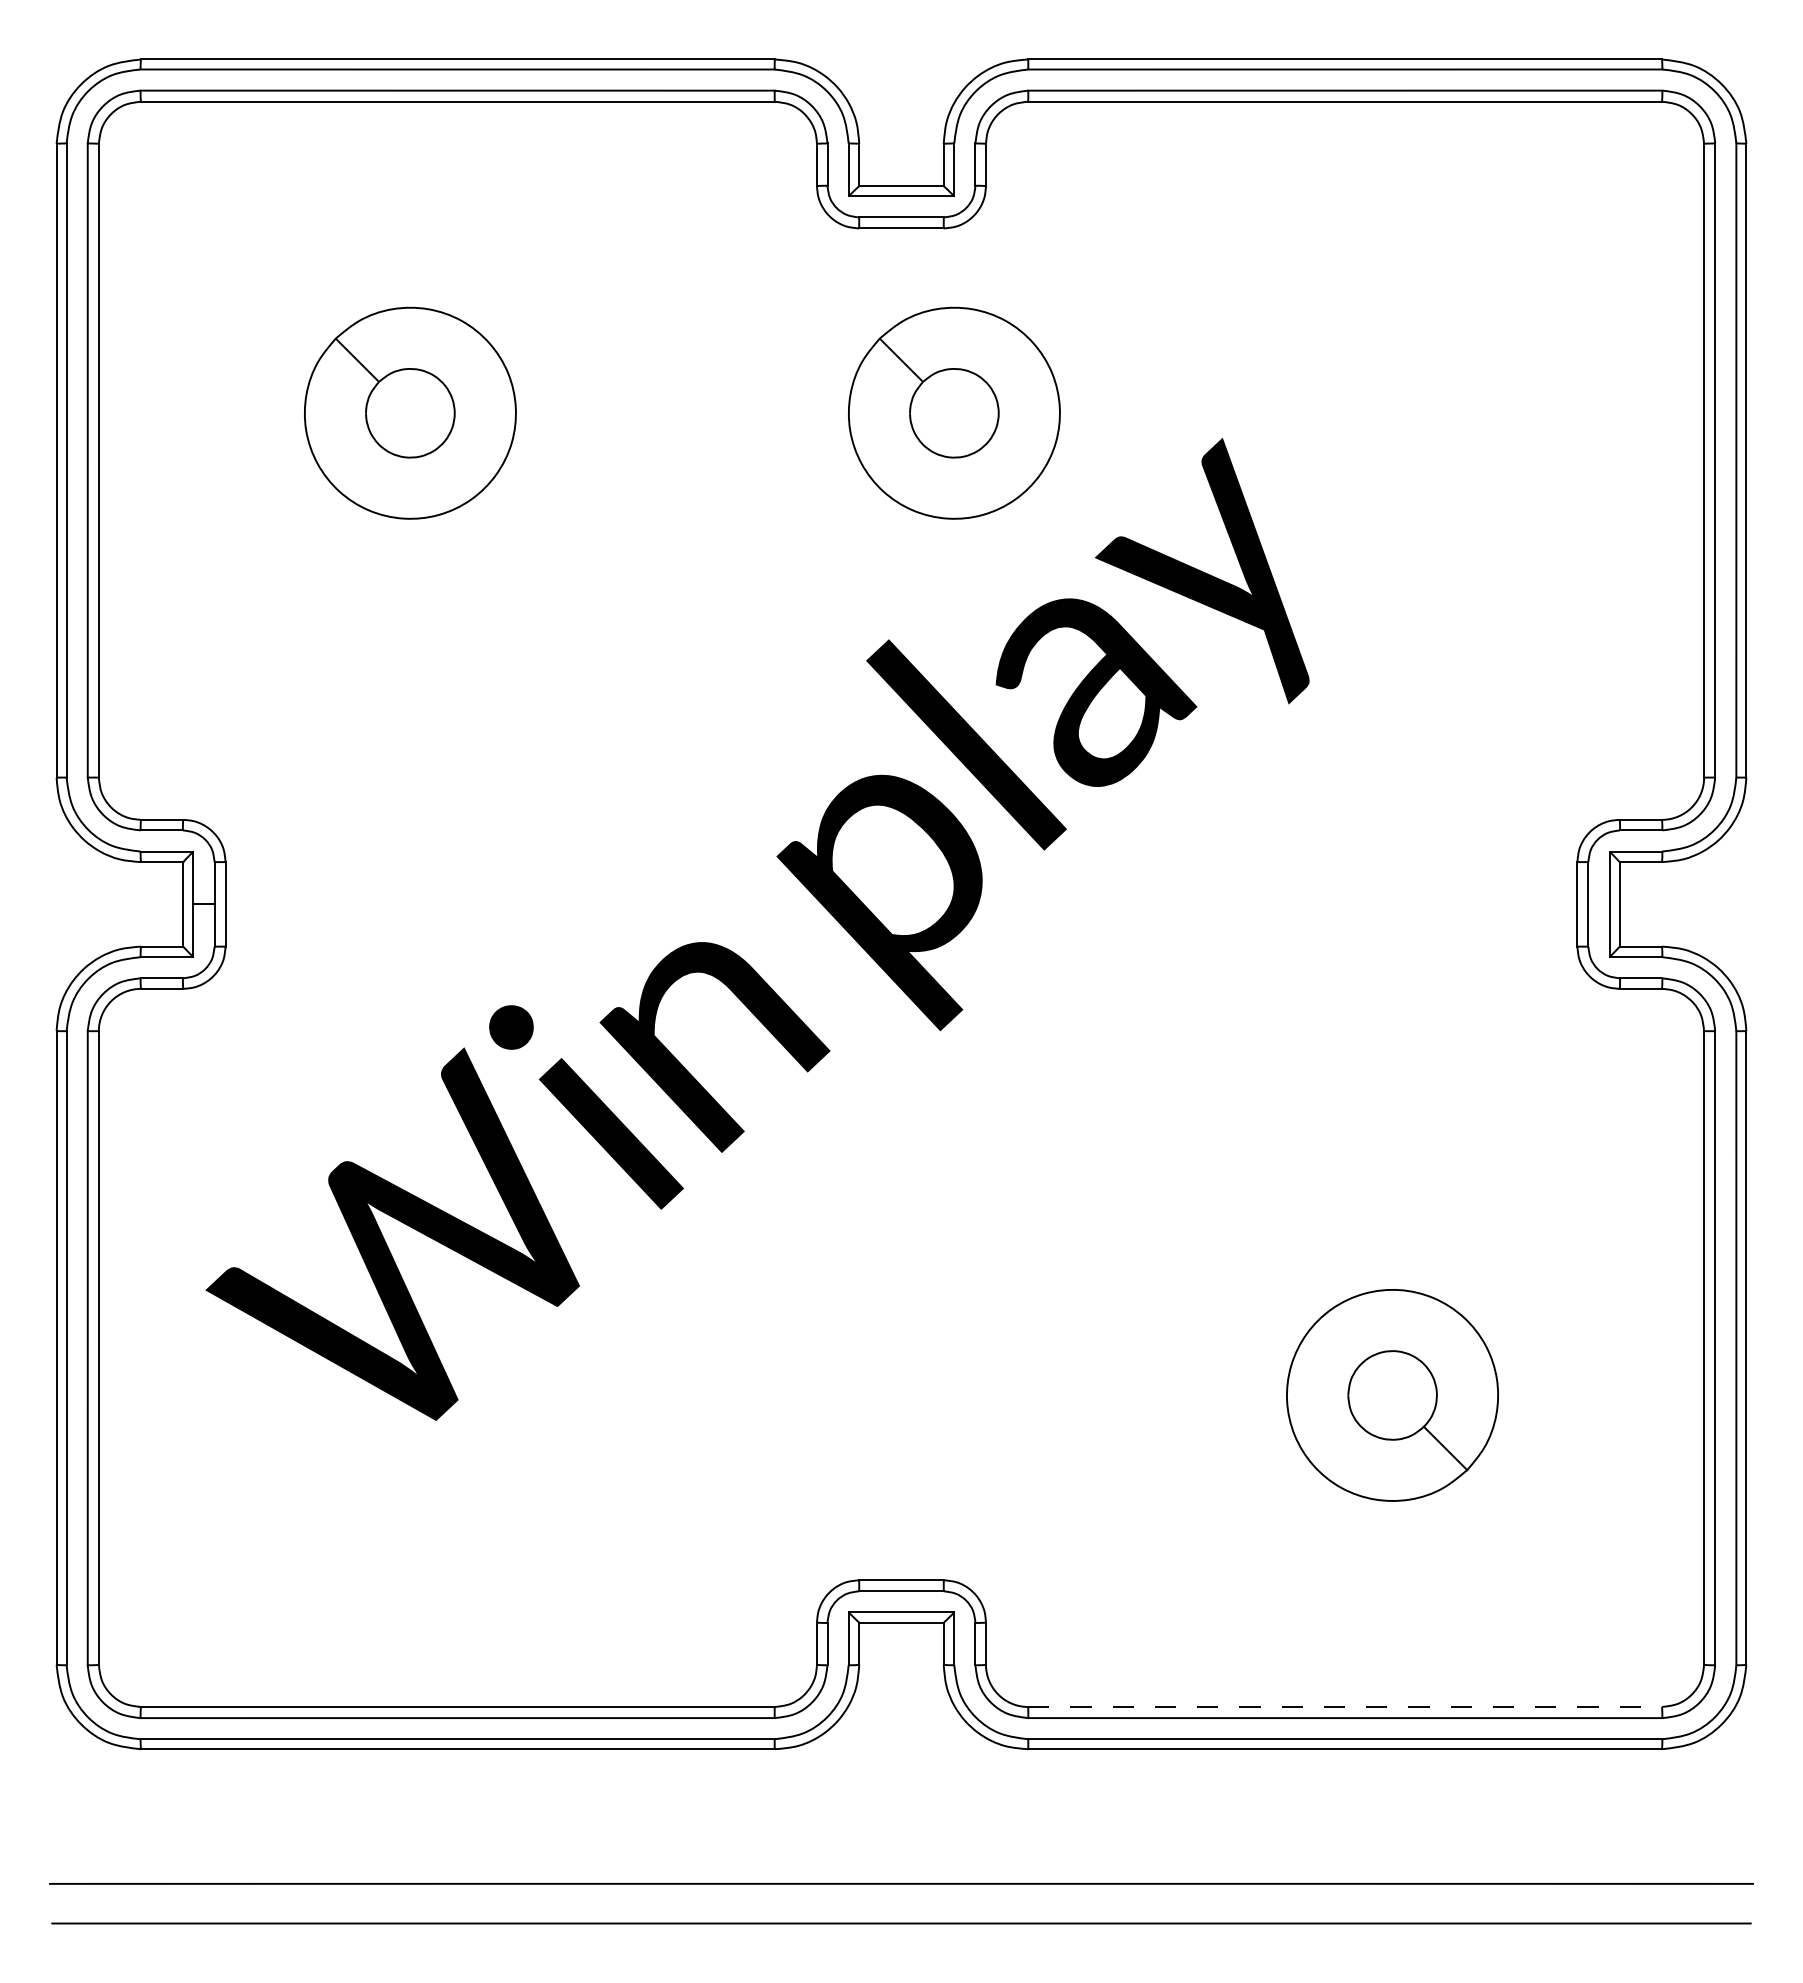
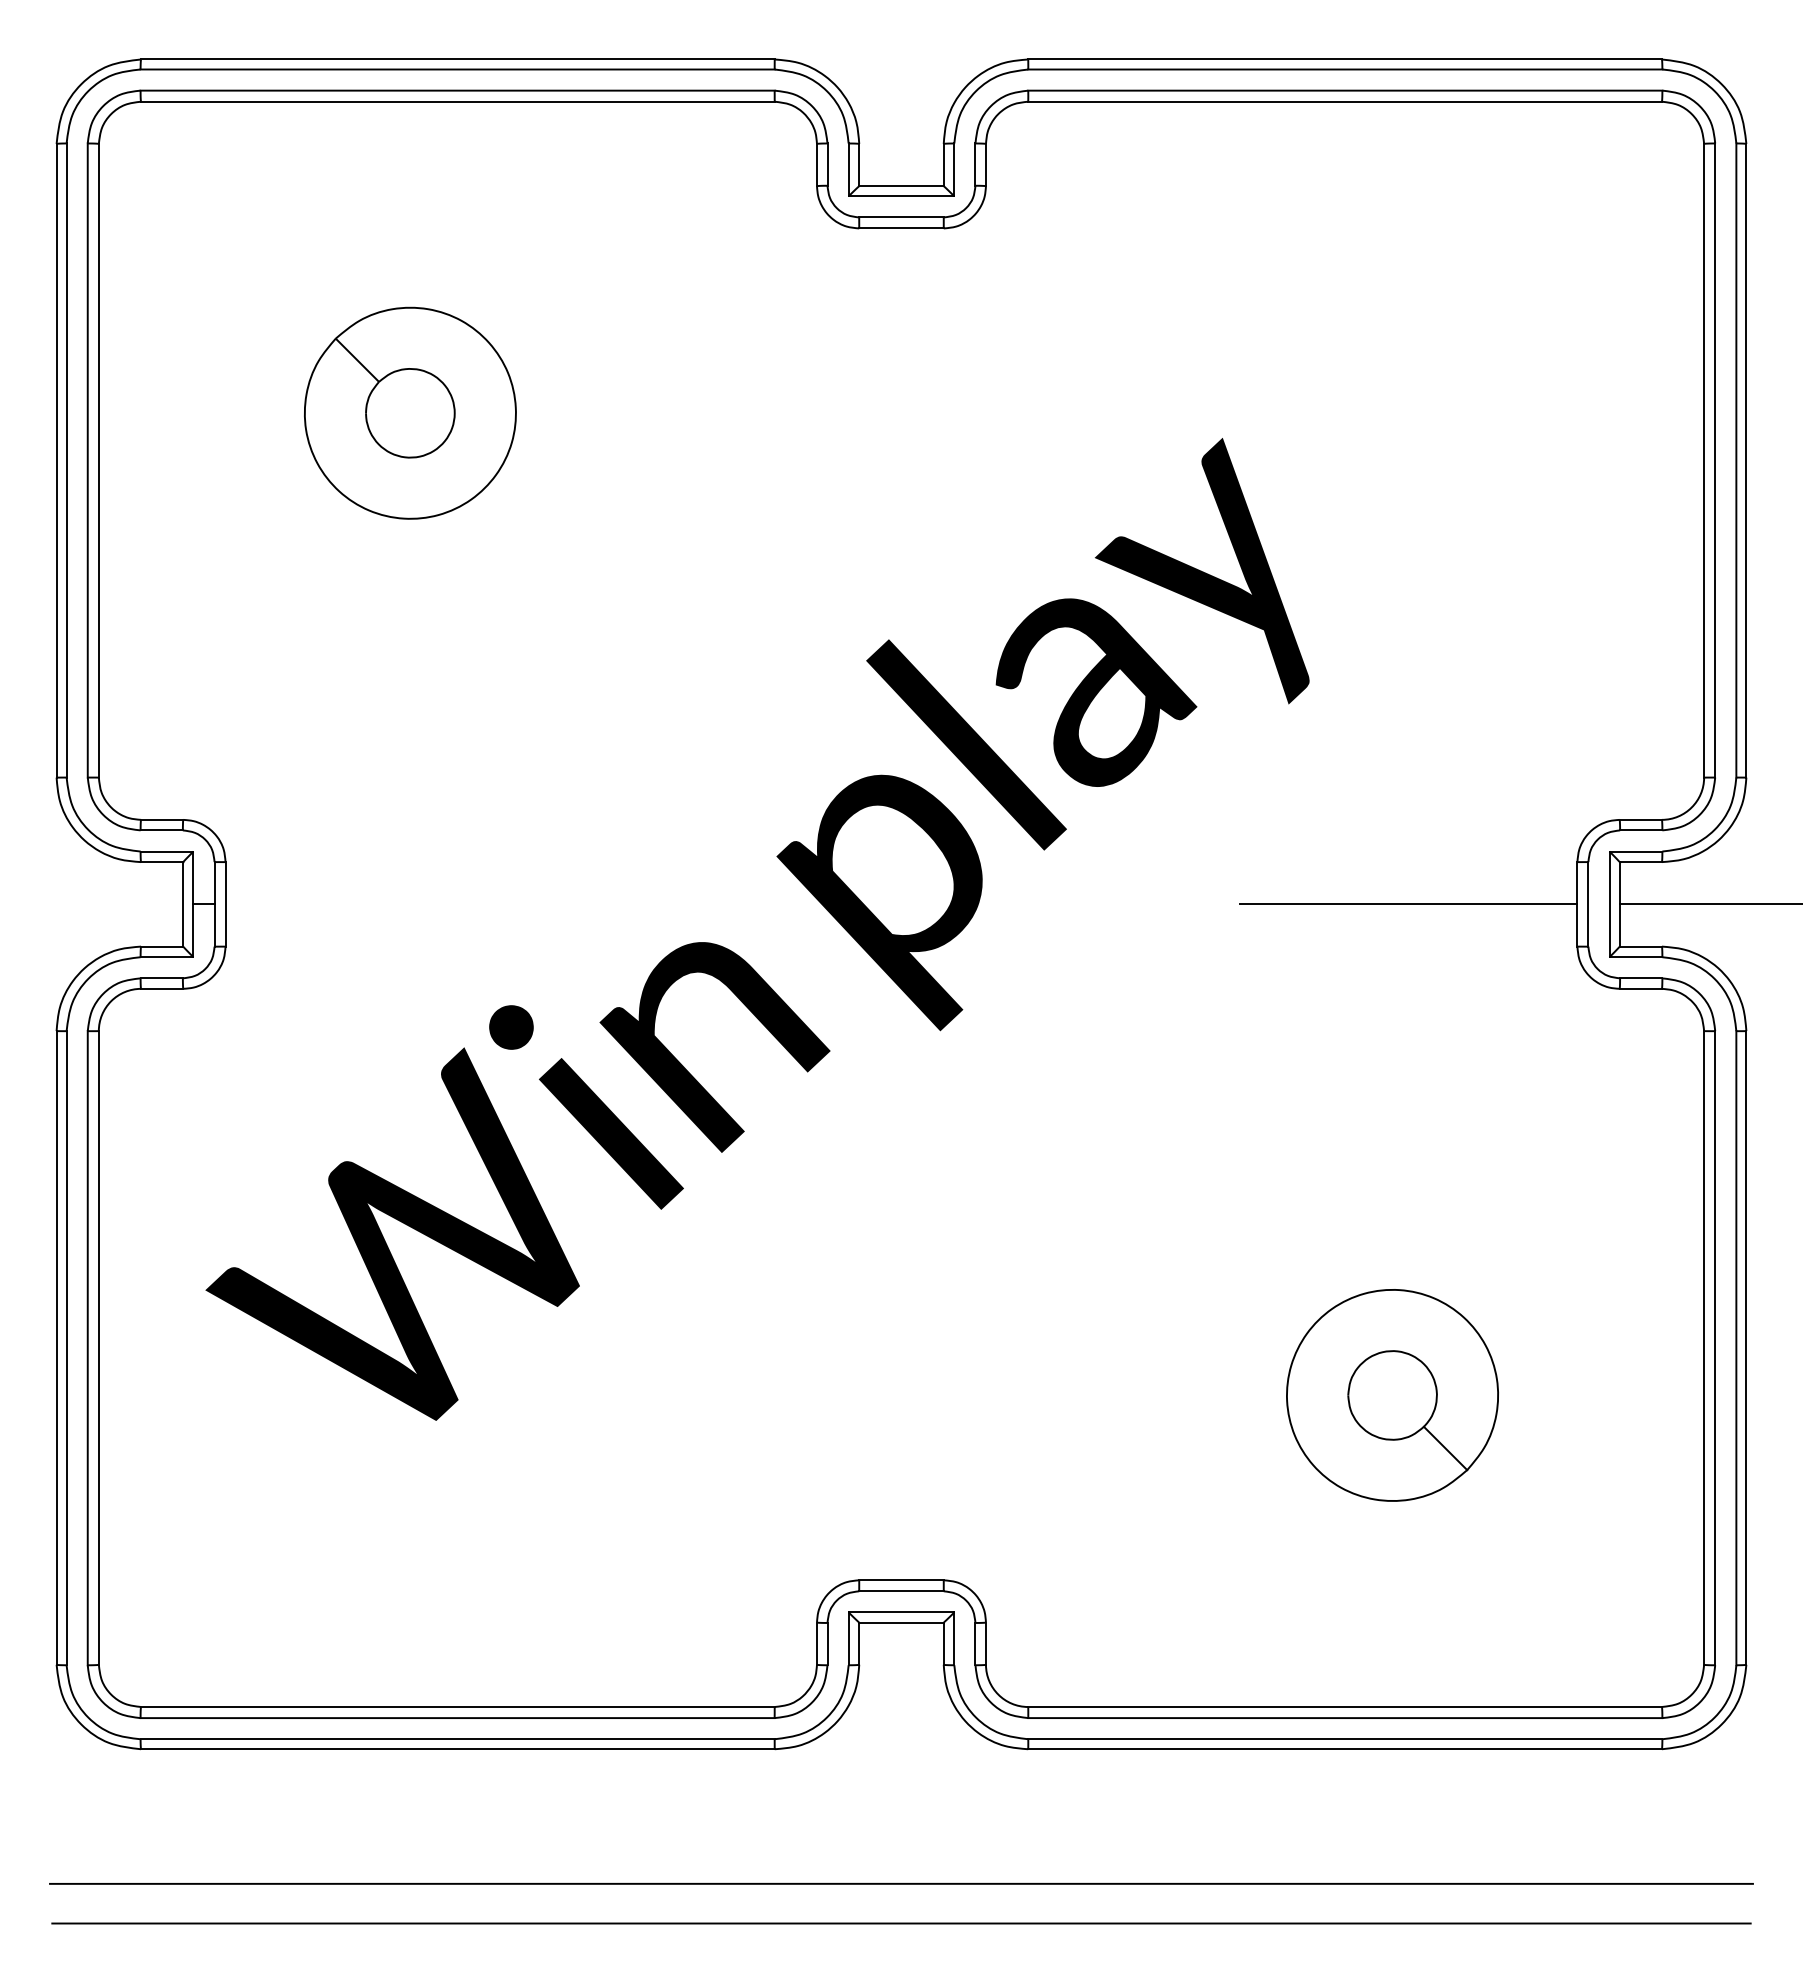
part: present -> none (954, 412)
line: none -> present (1408, 904)
line: none -> present (1709, 904)
line: dashed -> solid (1345, 1707)
